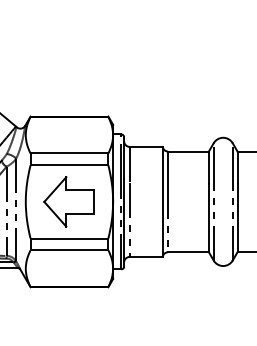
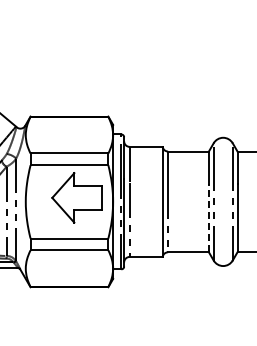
part position: (68, 201) -> (76, 197) (76, 197)
line: solid -> dashed (208, 218)
